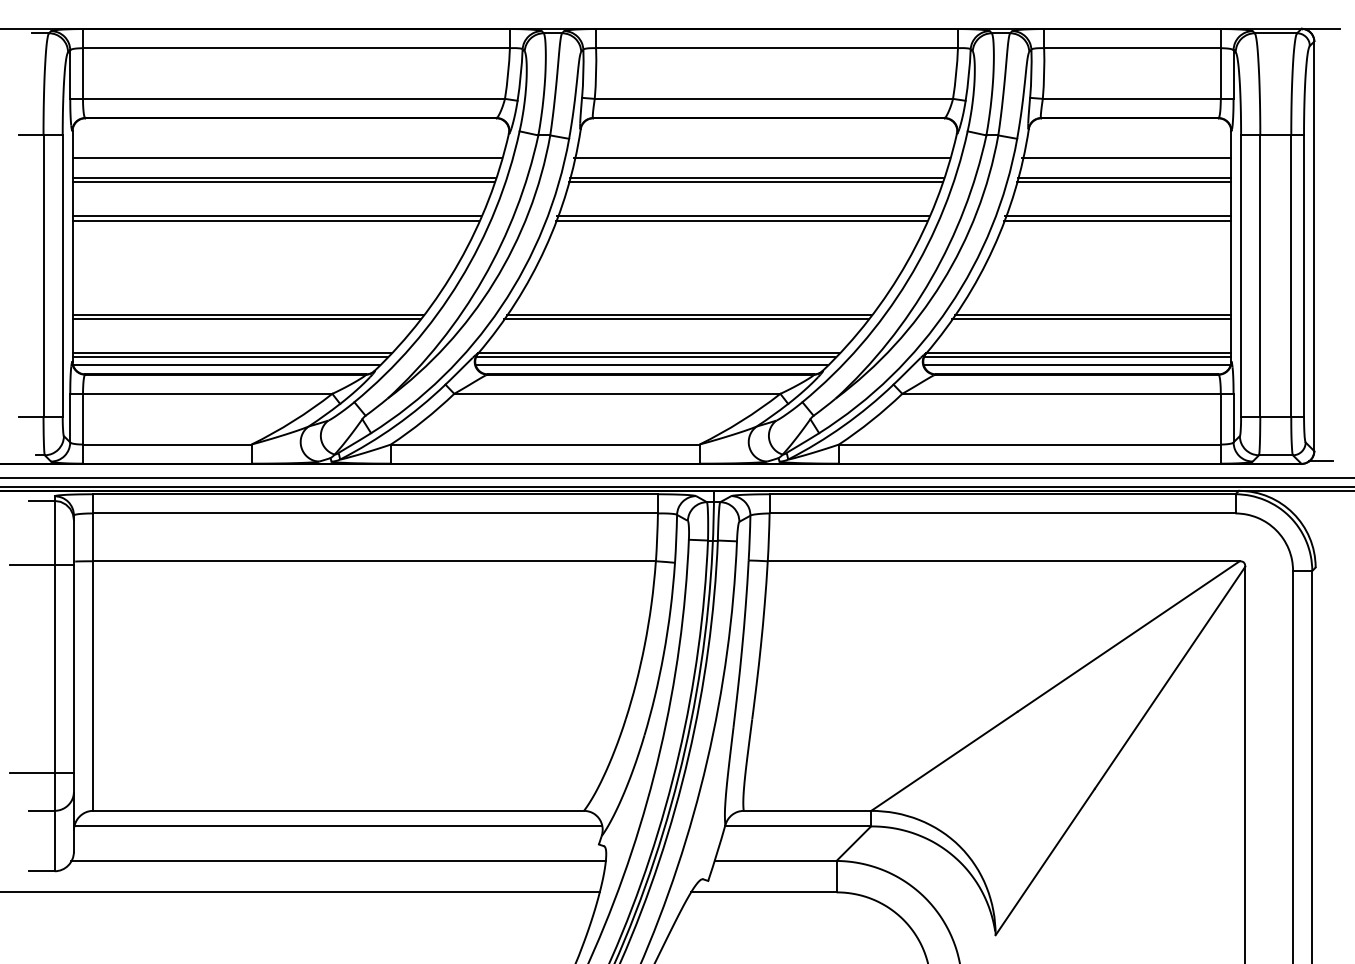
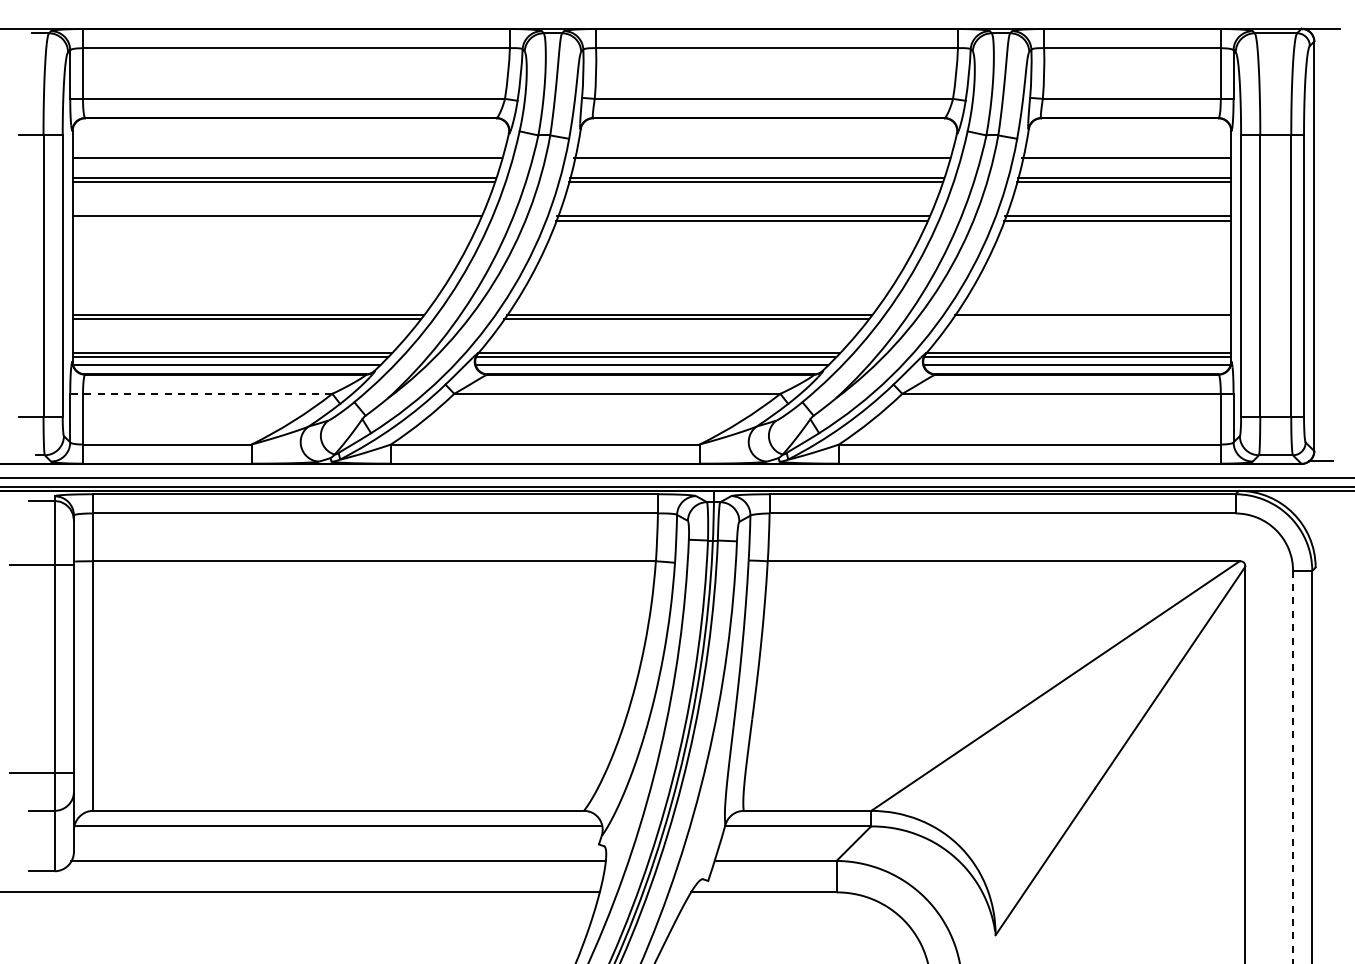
line: present -> none (275, 220)
line: present -> none (1091, 319)
line: solid -> dashed (200, 393)
line: solid -> dashed (1293, 766)
